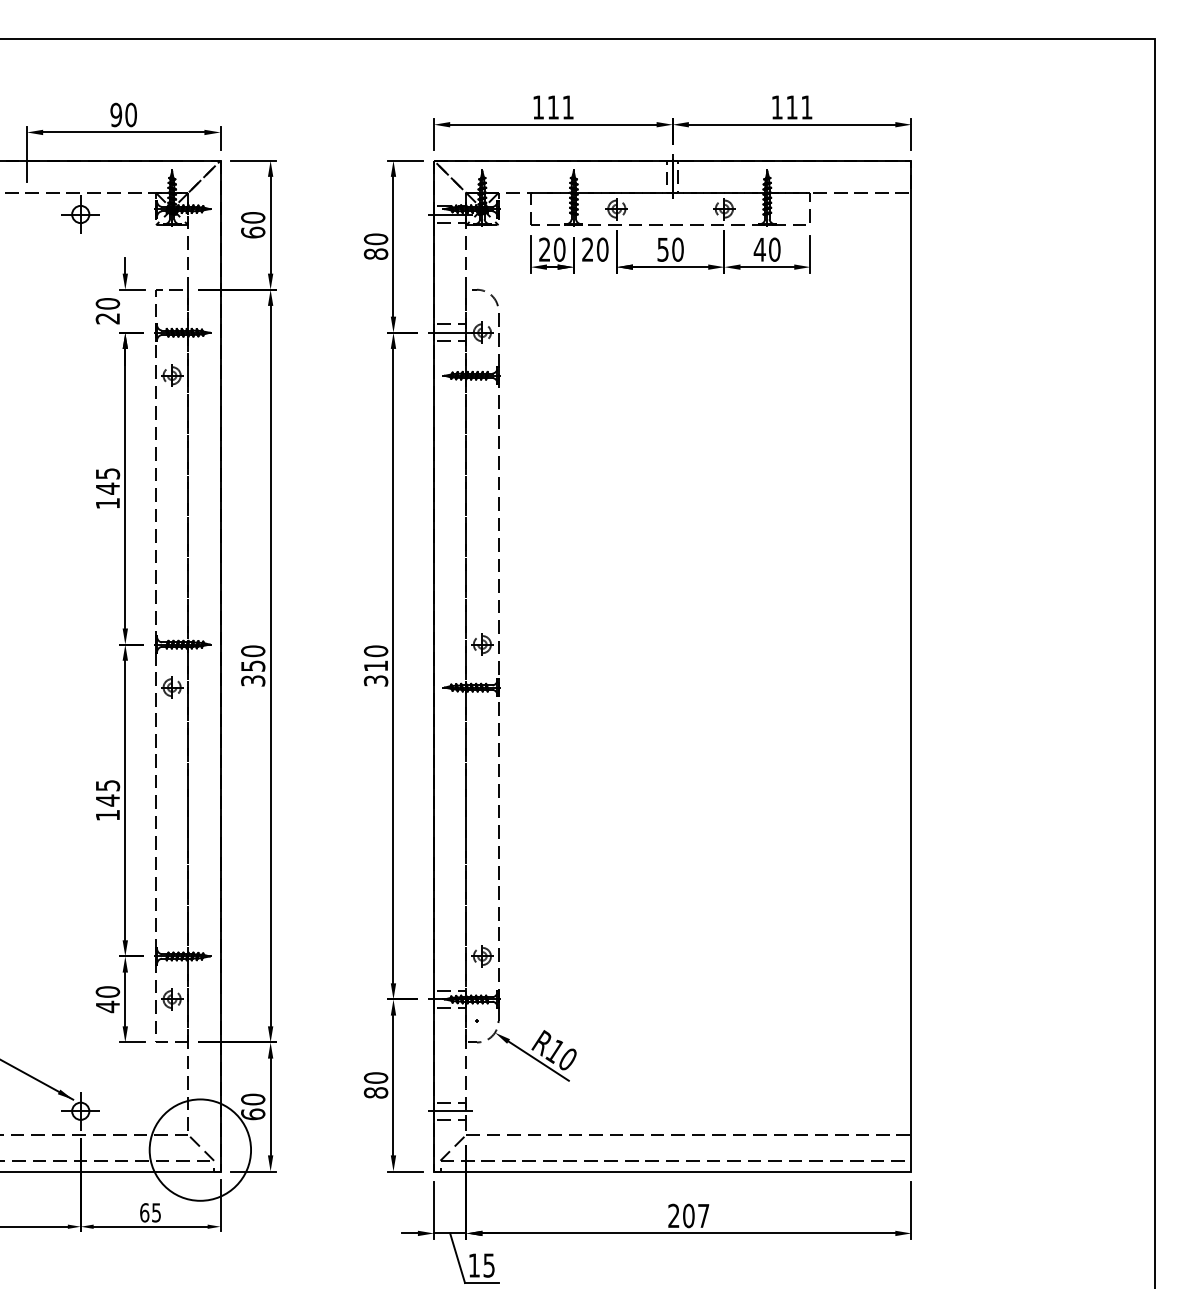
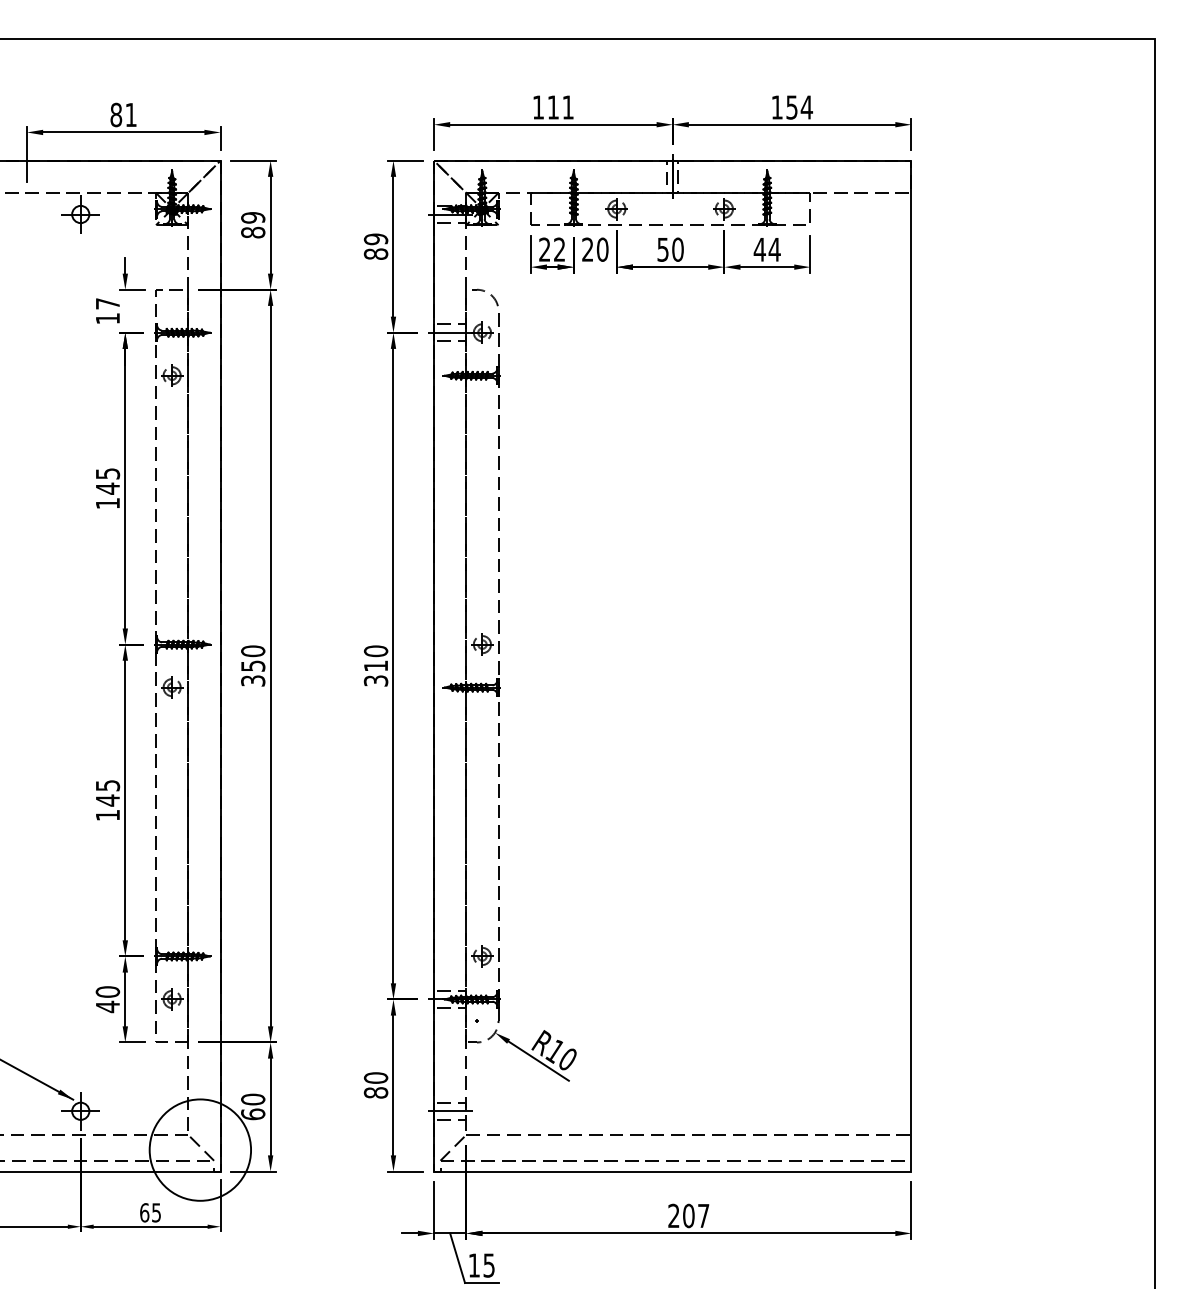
text: 111 -> 154 (799, 107)
text: 90 -> 81 (123, 114)
text: 60 -> 89 (253, 225)
text: 80 -> 89 (376, 239)
text: 20 -> 22 (559, 249)
text: 40 -> 44 (774, 249)
text: 20 -> 17 (107, 311)
